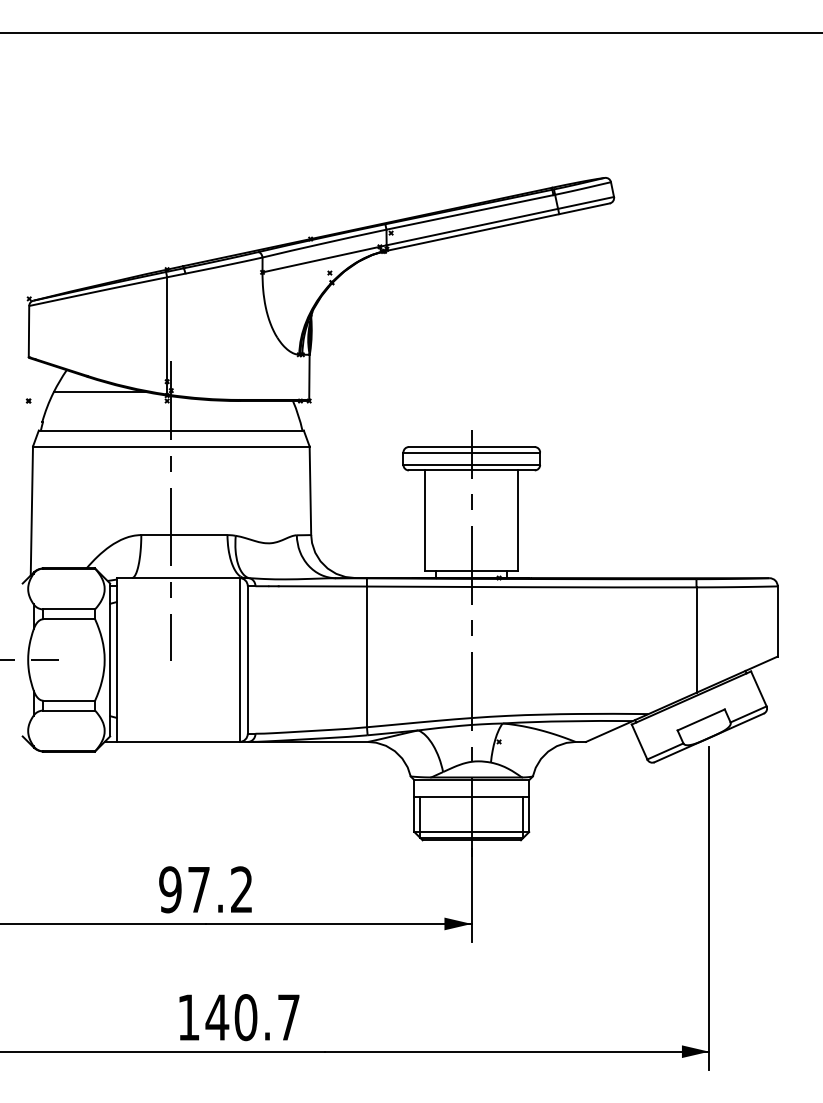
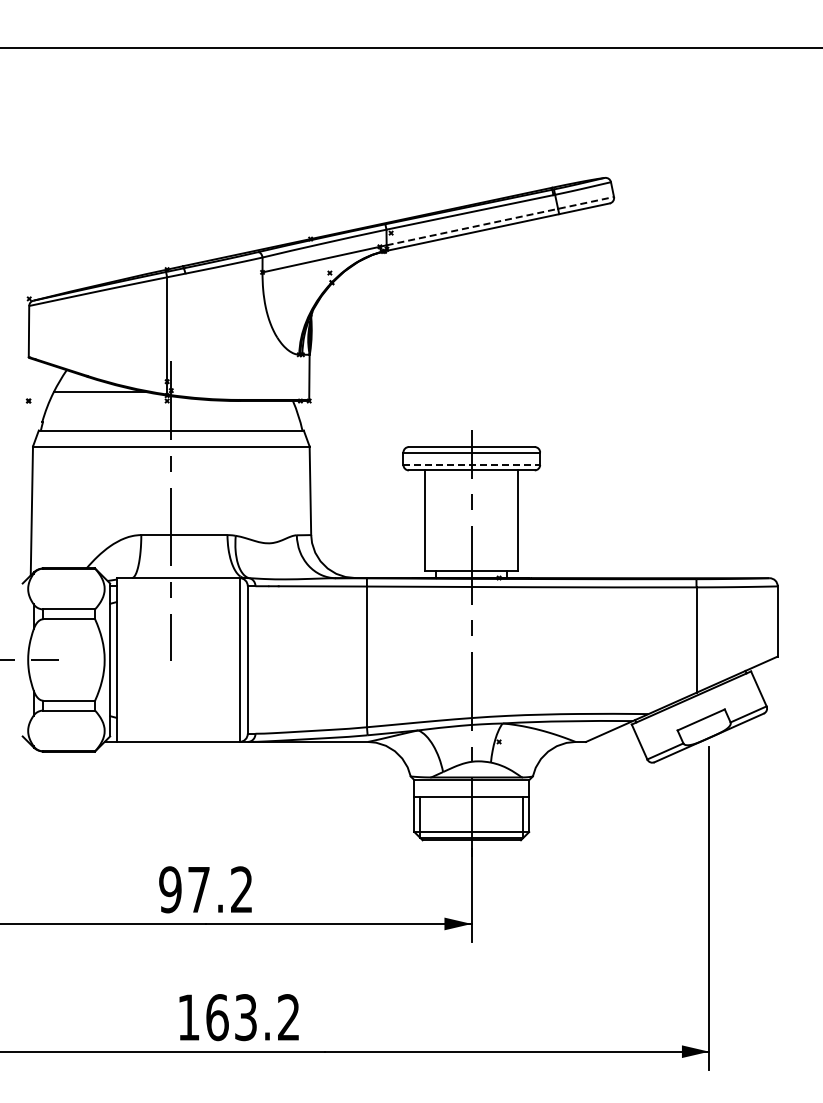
line position: (410, 33) -> (410, 48) (410, 48)
line: solid -> dashed (500, 221)
line: solid -> dashed (472, 464)
text: 140.7 -> 163.2 (252, 1017)
